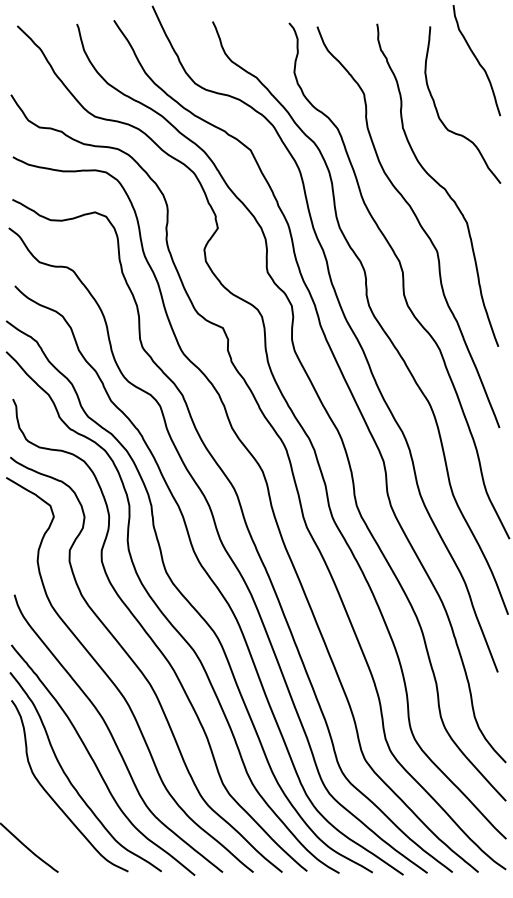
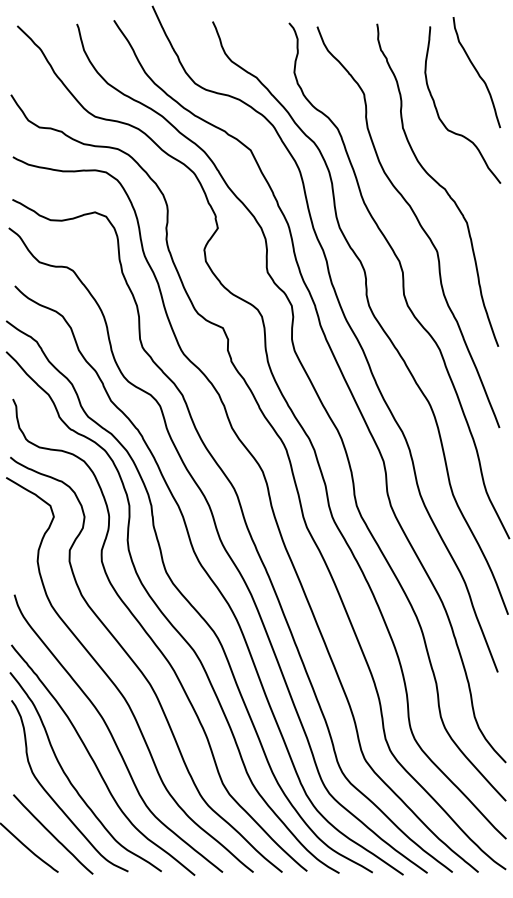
curve position: (476, 60) -> (476, 72) (476, 72)
line: none -> present (53, 834)
